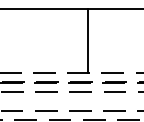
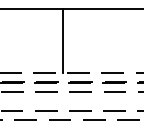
line position: (88, 40) -> (63, 40) (63, 40)
